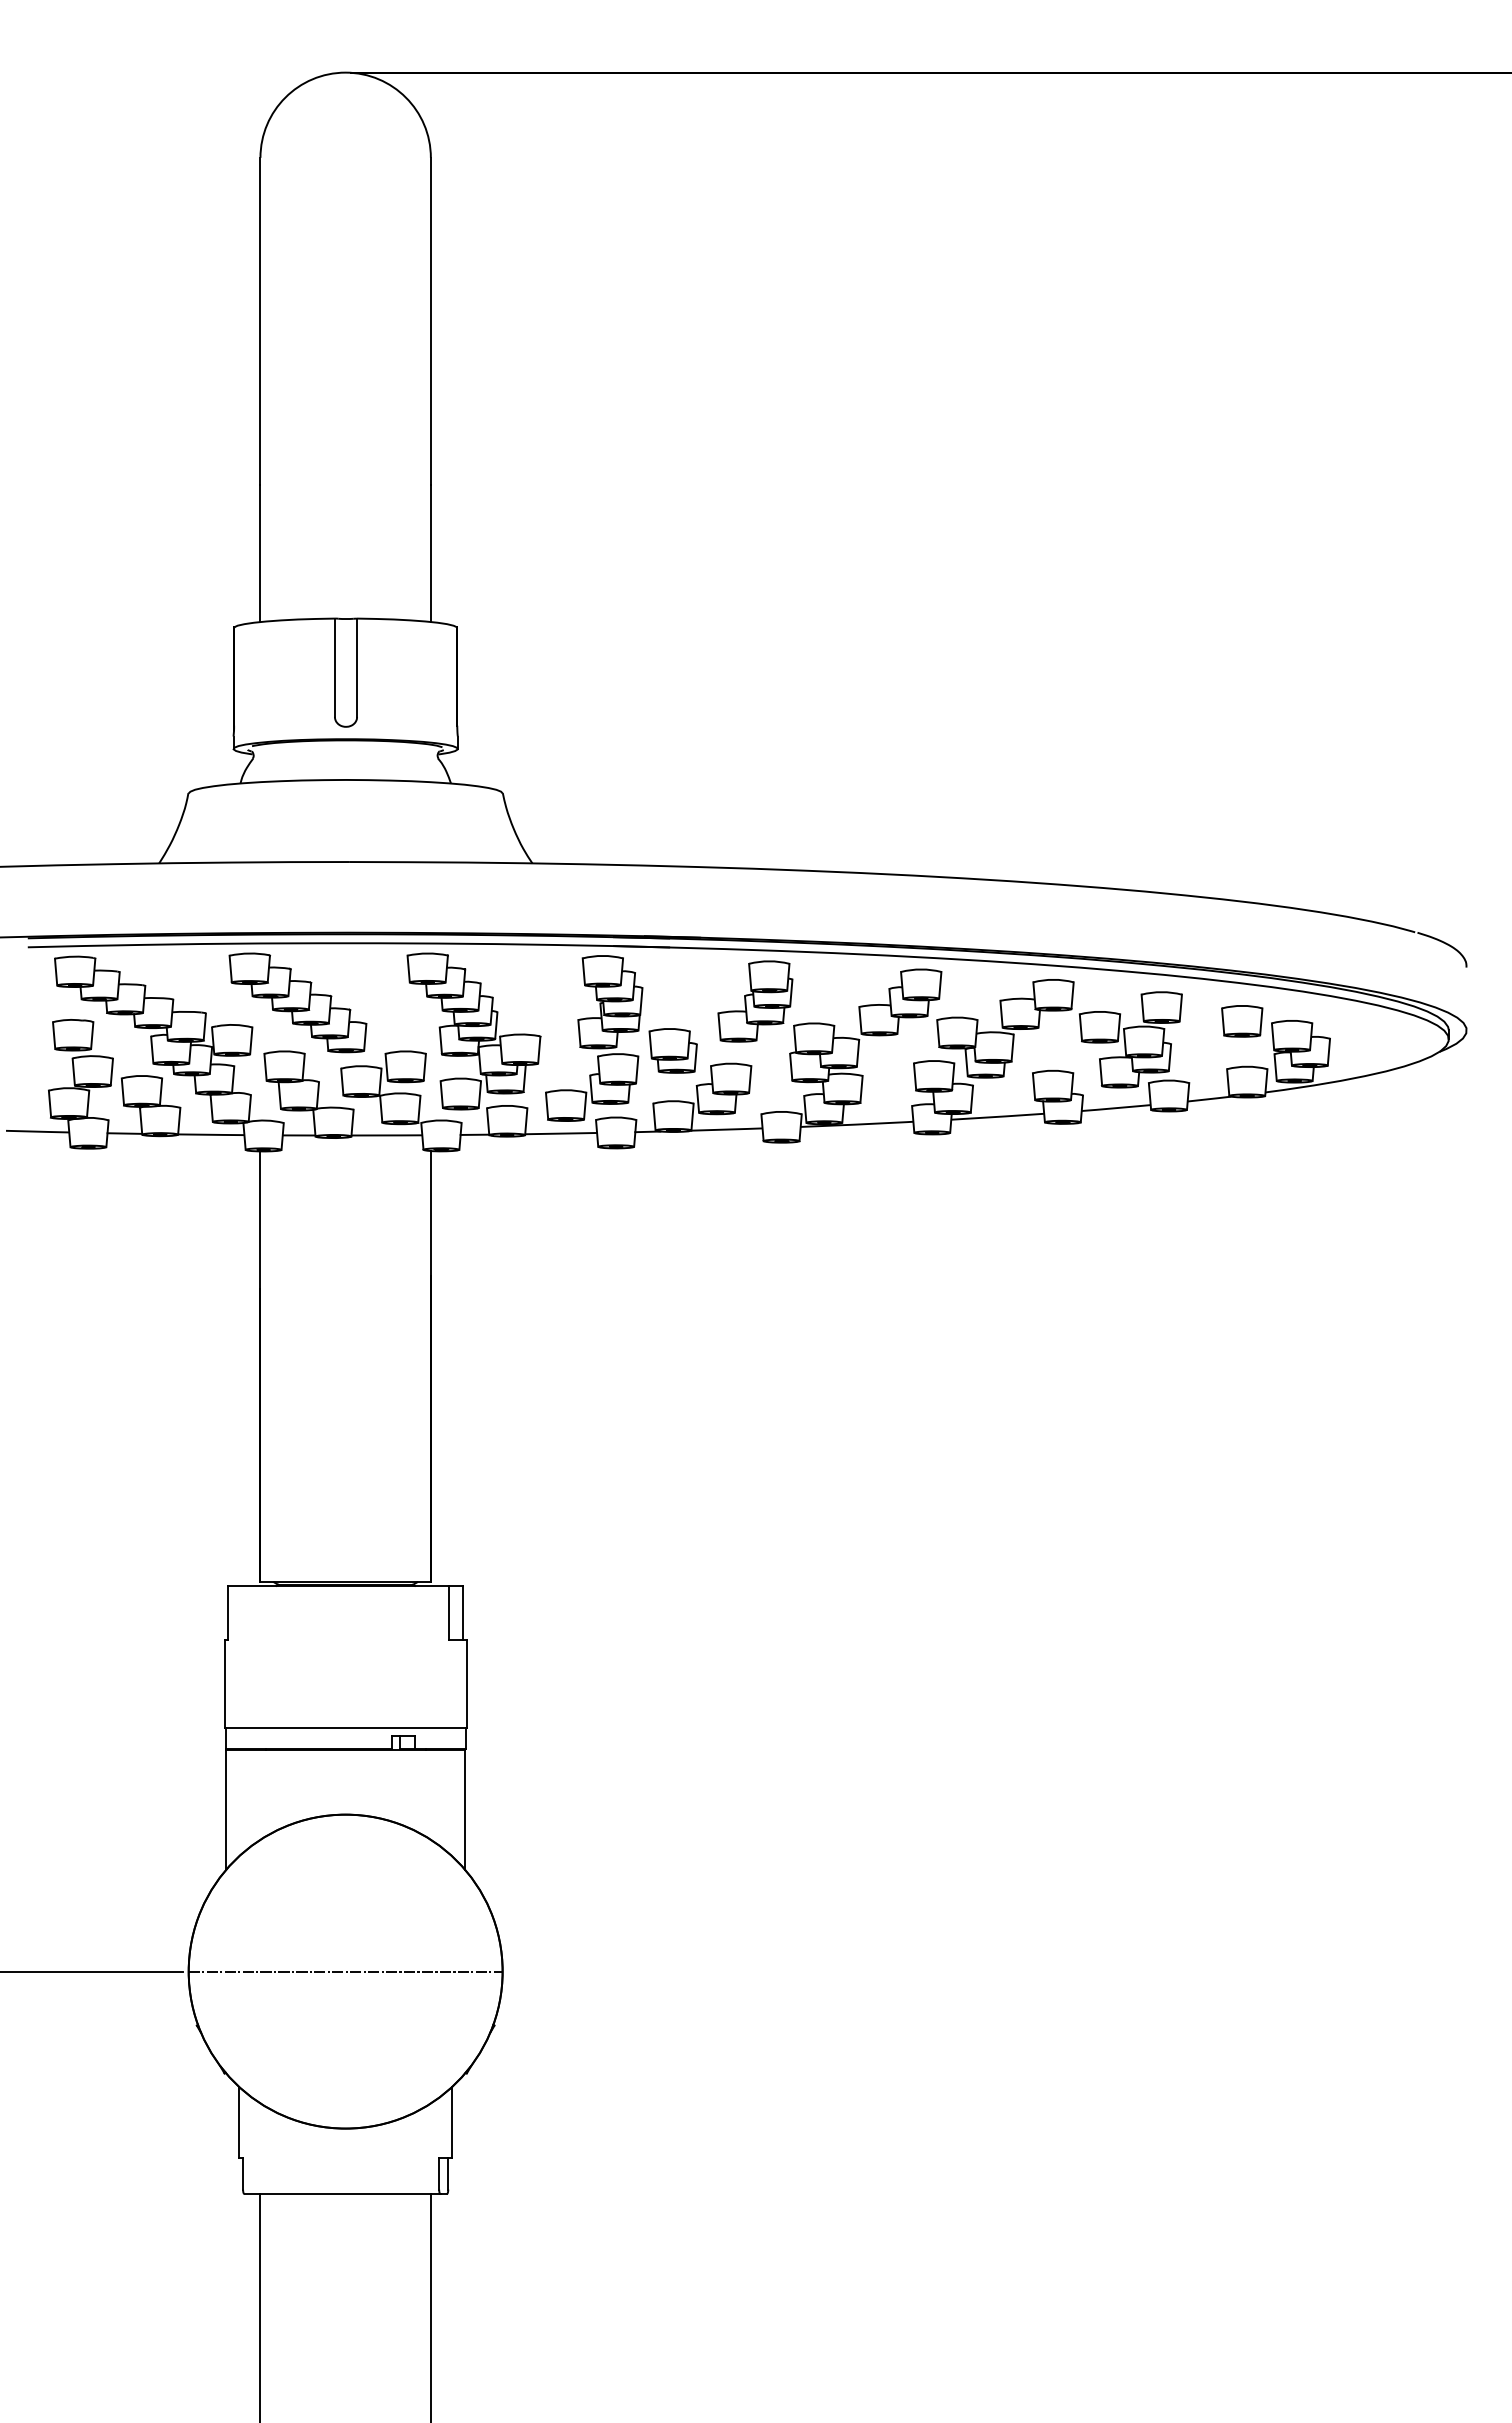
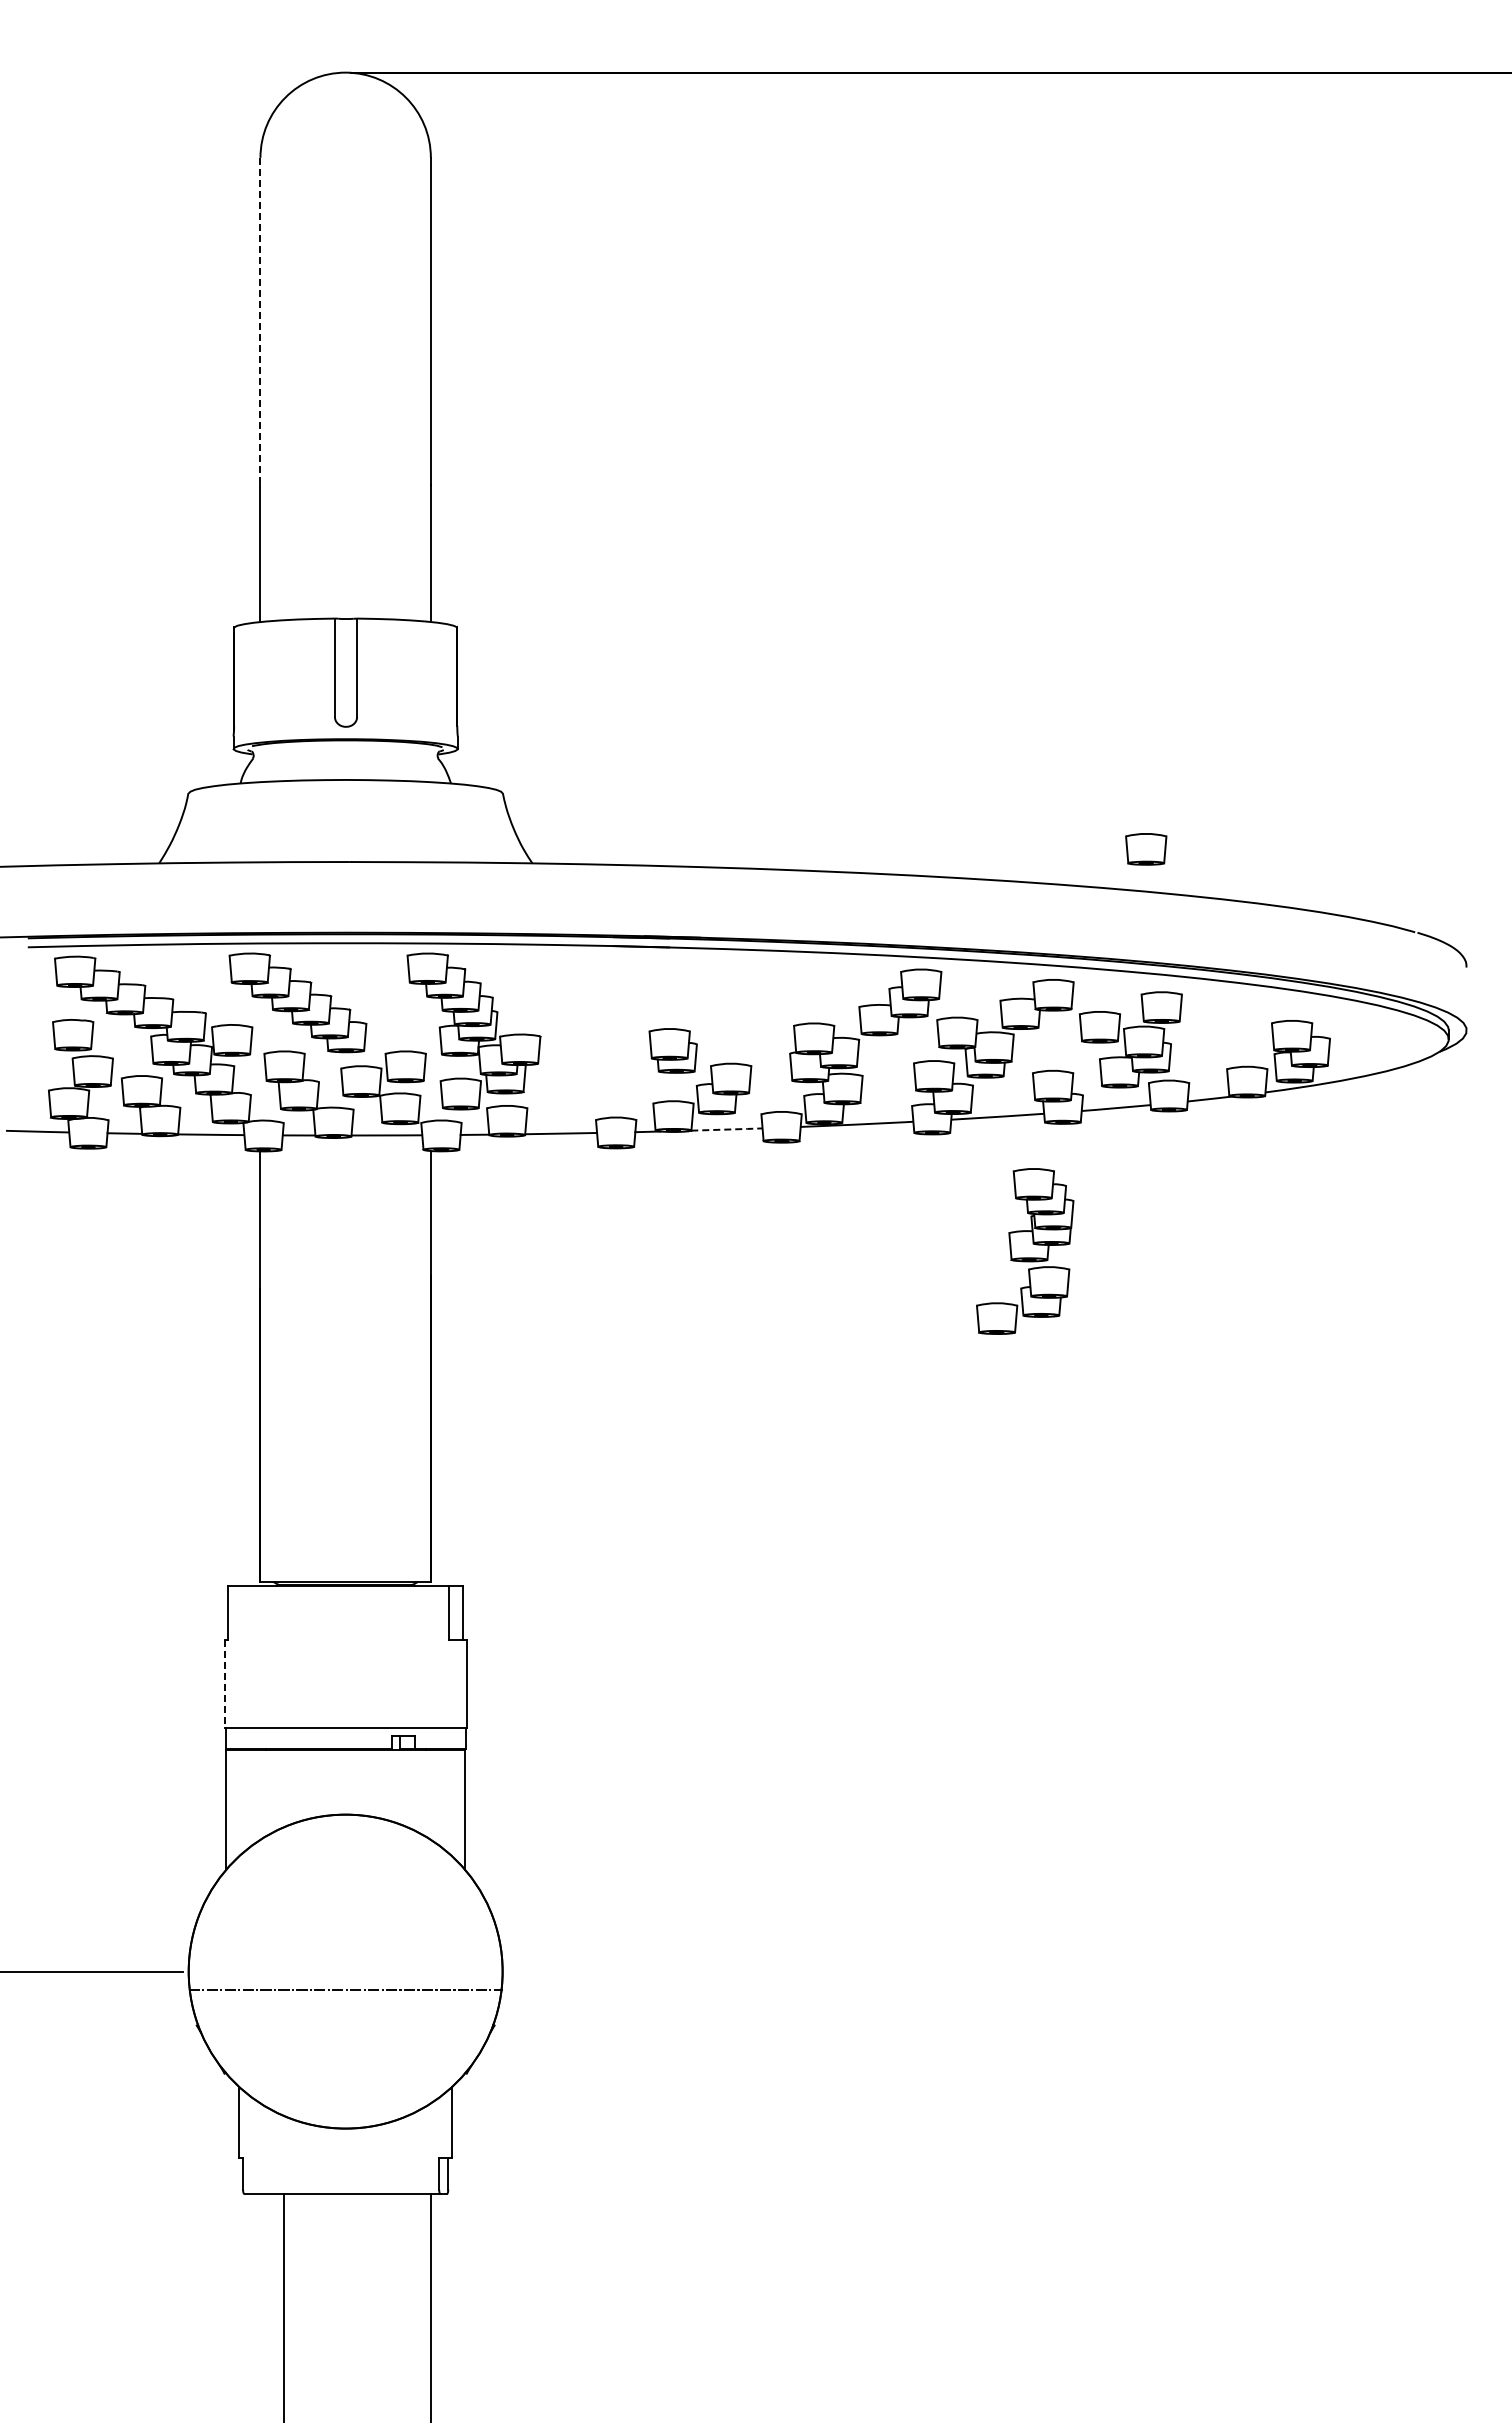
line: solid -> dashed (260, 321)
part: present -> none (755, 1001)
part position: (1242, 1021) -> (1146, 849) (1146, 849)
part position: (594, 1038) -> (1025, 1251) (1025, 1251)
line: solid -> dashed (727, 1129)
line: solid -> dashed (224, 1683)
line position: (345, 1971) -> (345, 1989) (345, 1989)
line position: (260, 2306) -> (284, 2306) (284, 2306)
